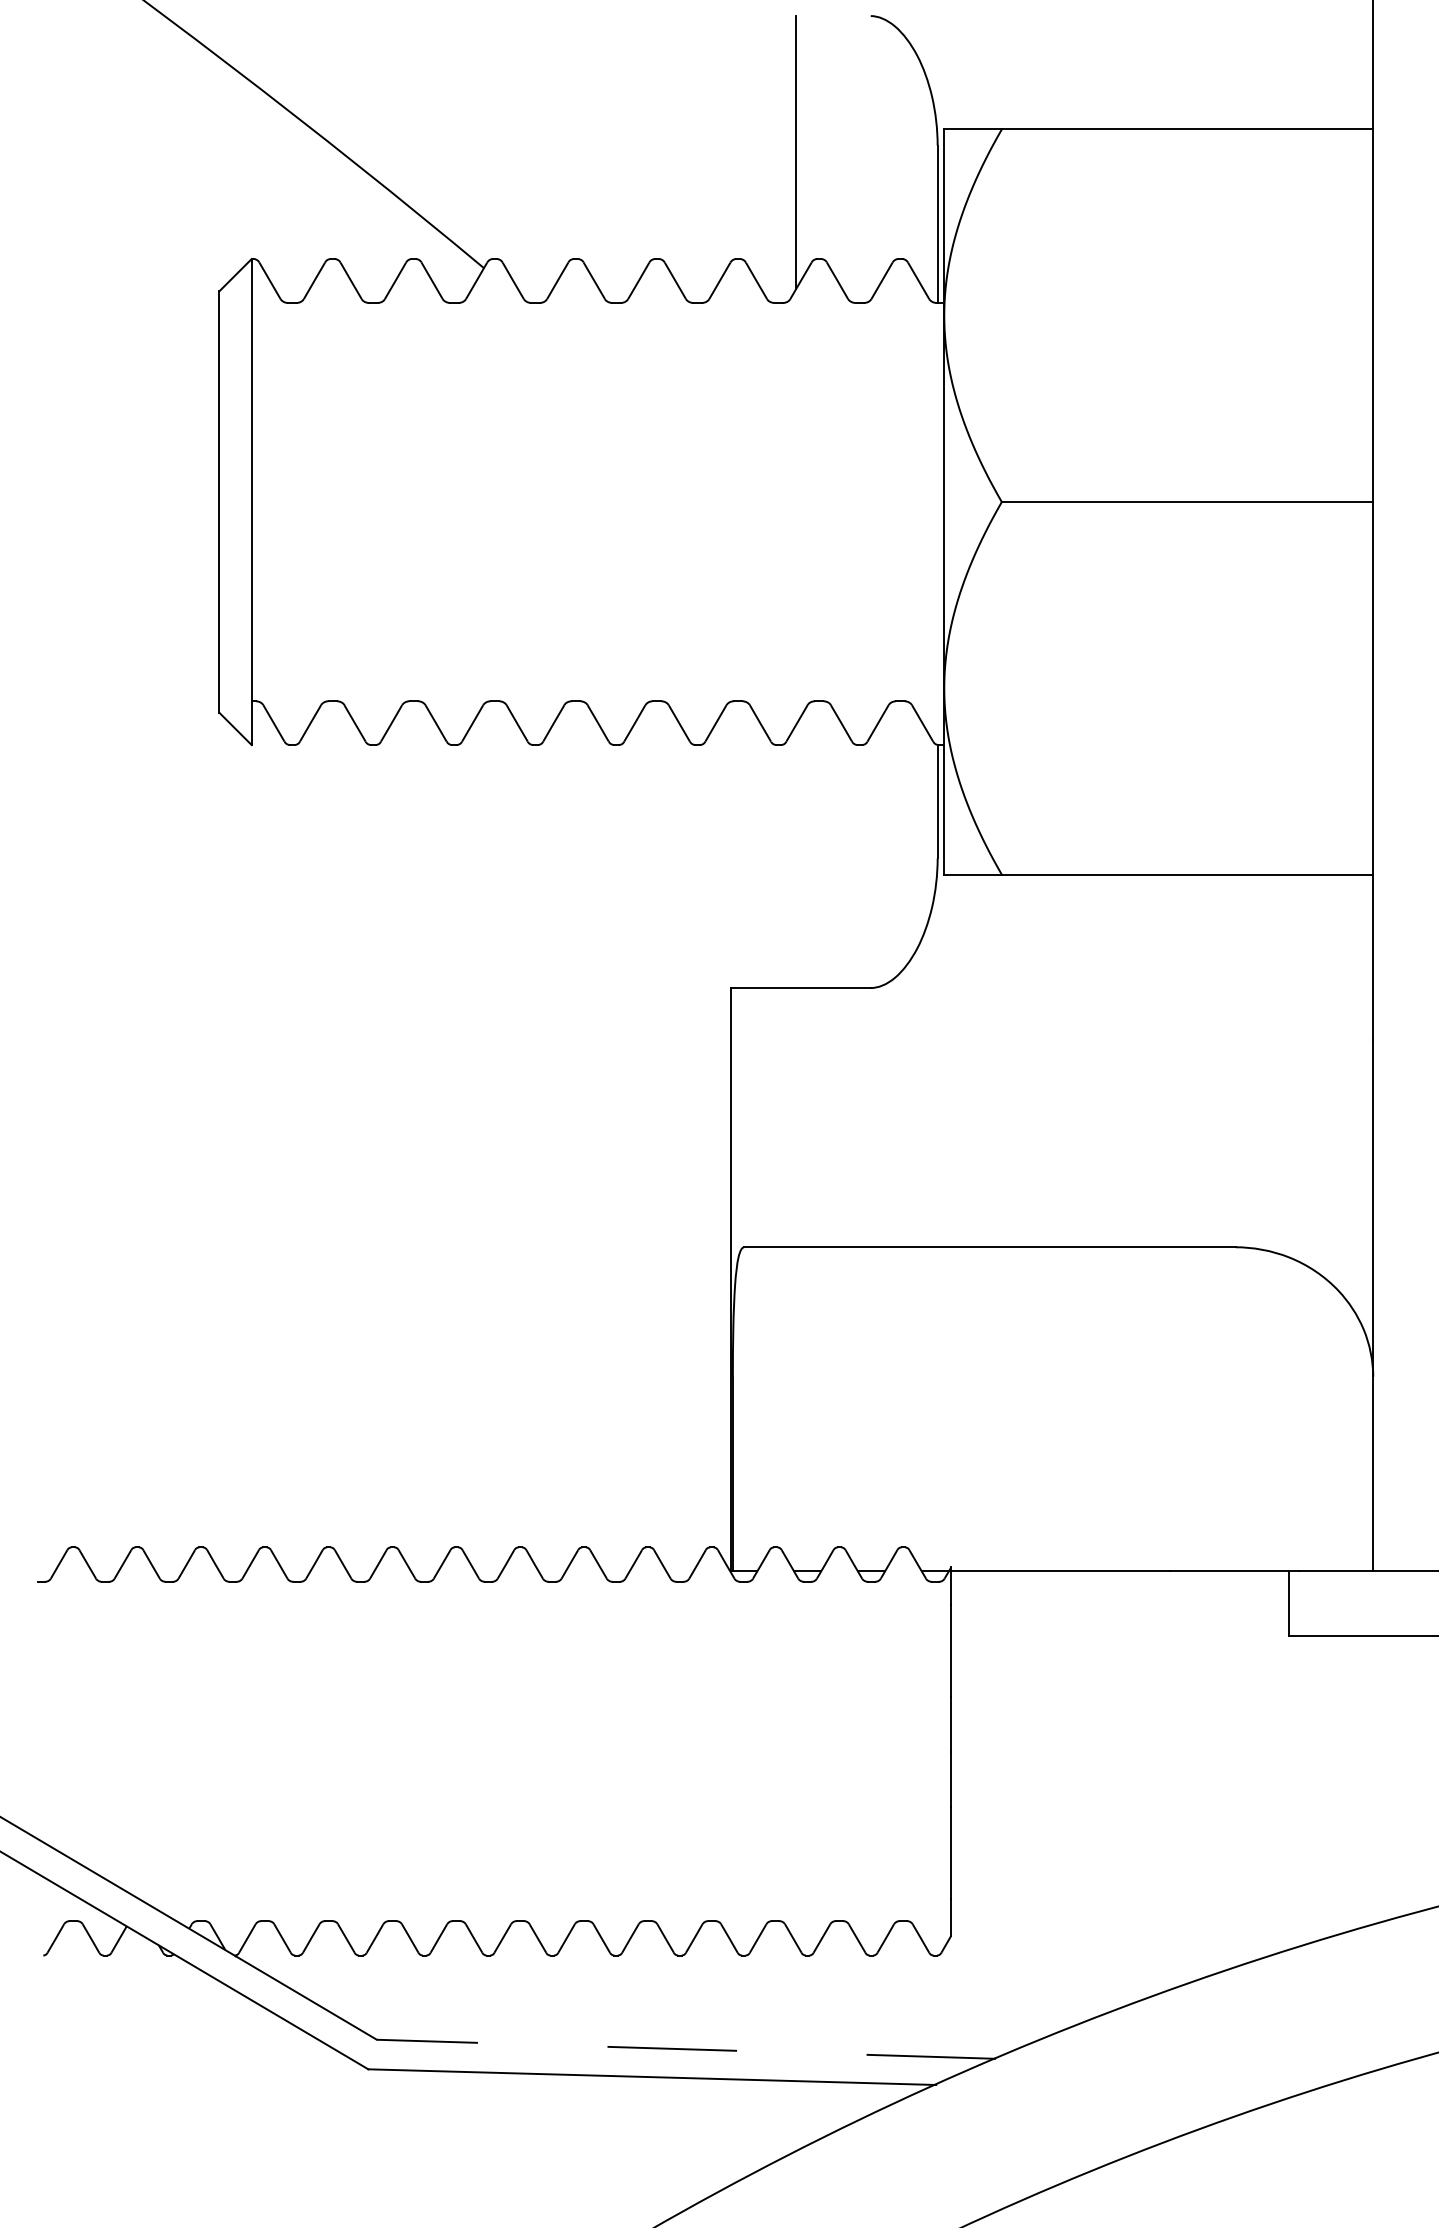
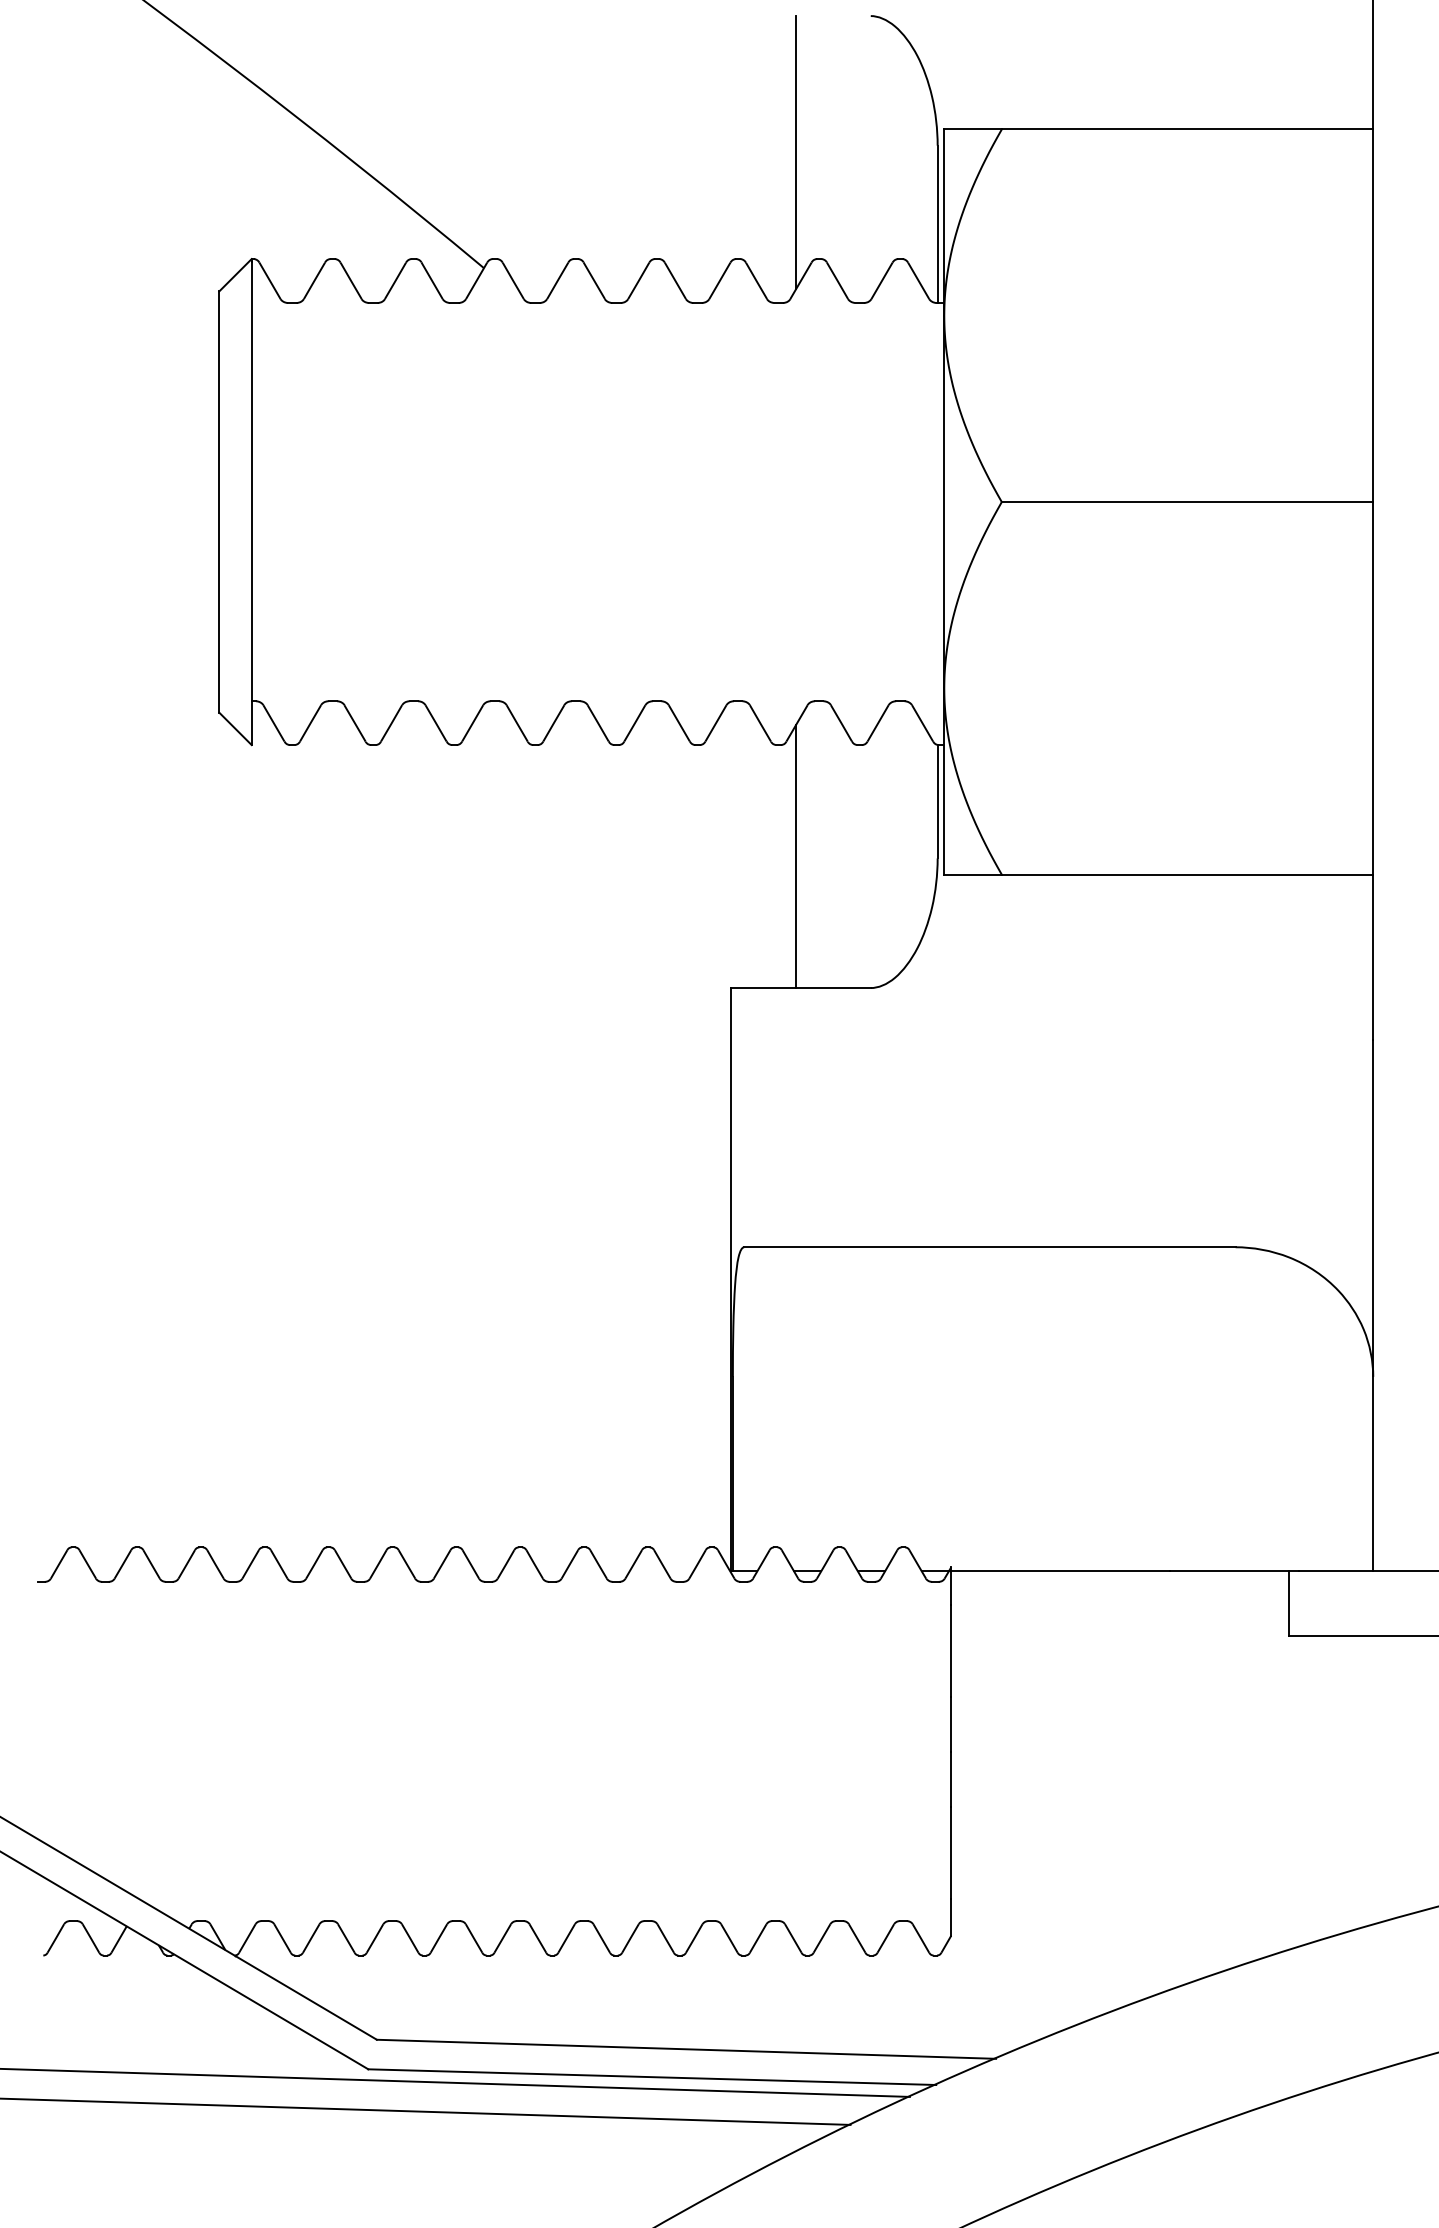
line: none -> present (796, 856)
line: dashed -> solid (686, 2049)
line: none -> present (455, 2082)
line: none -> present (426, 2111)
